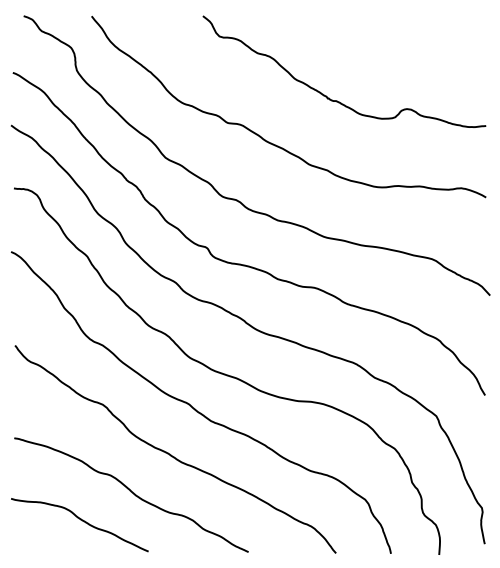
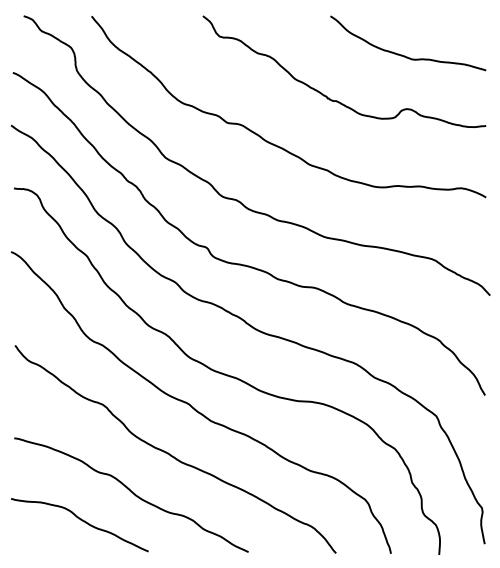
curve: none -> present (405, 55)
